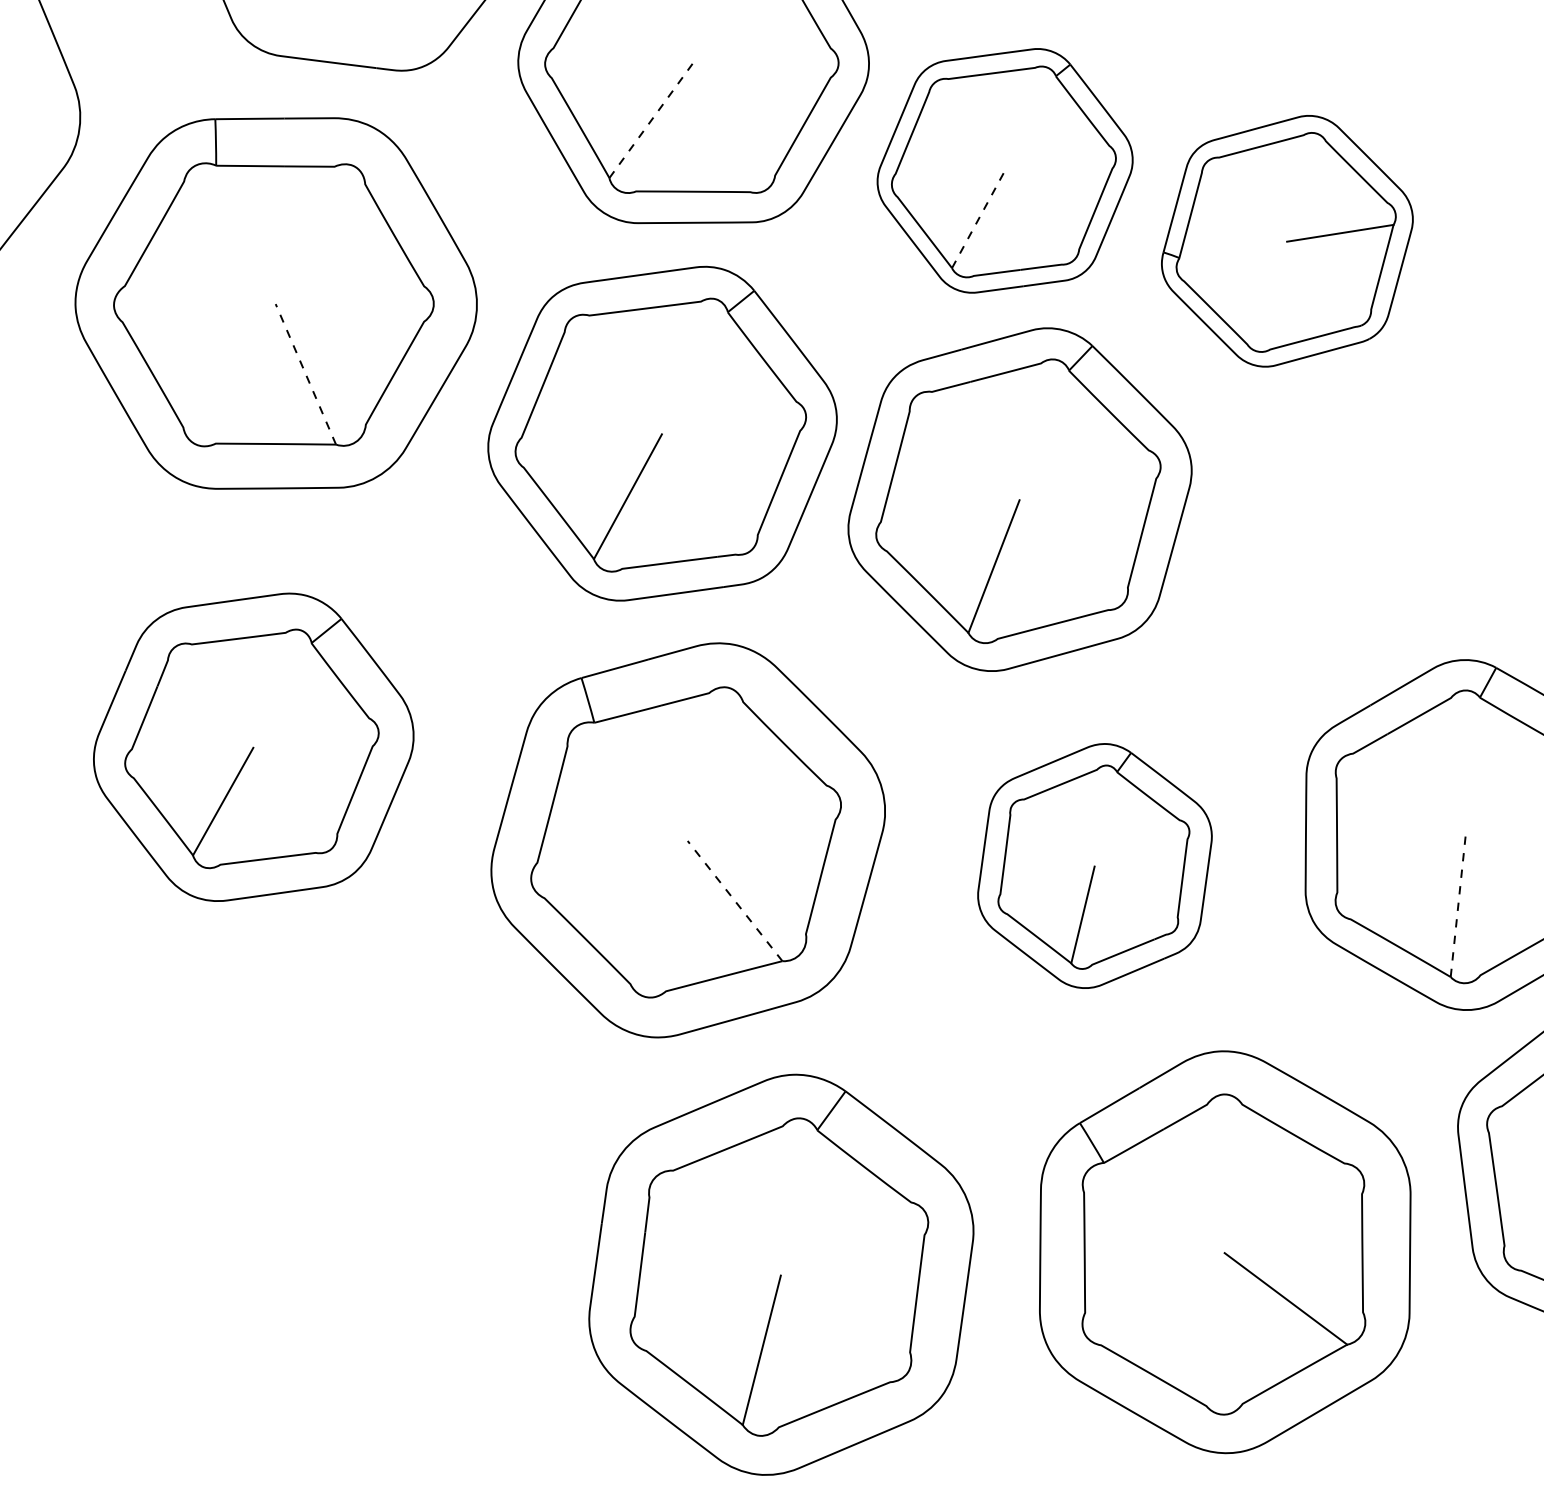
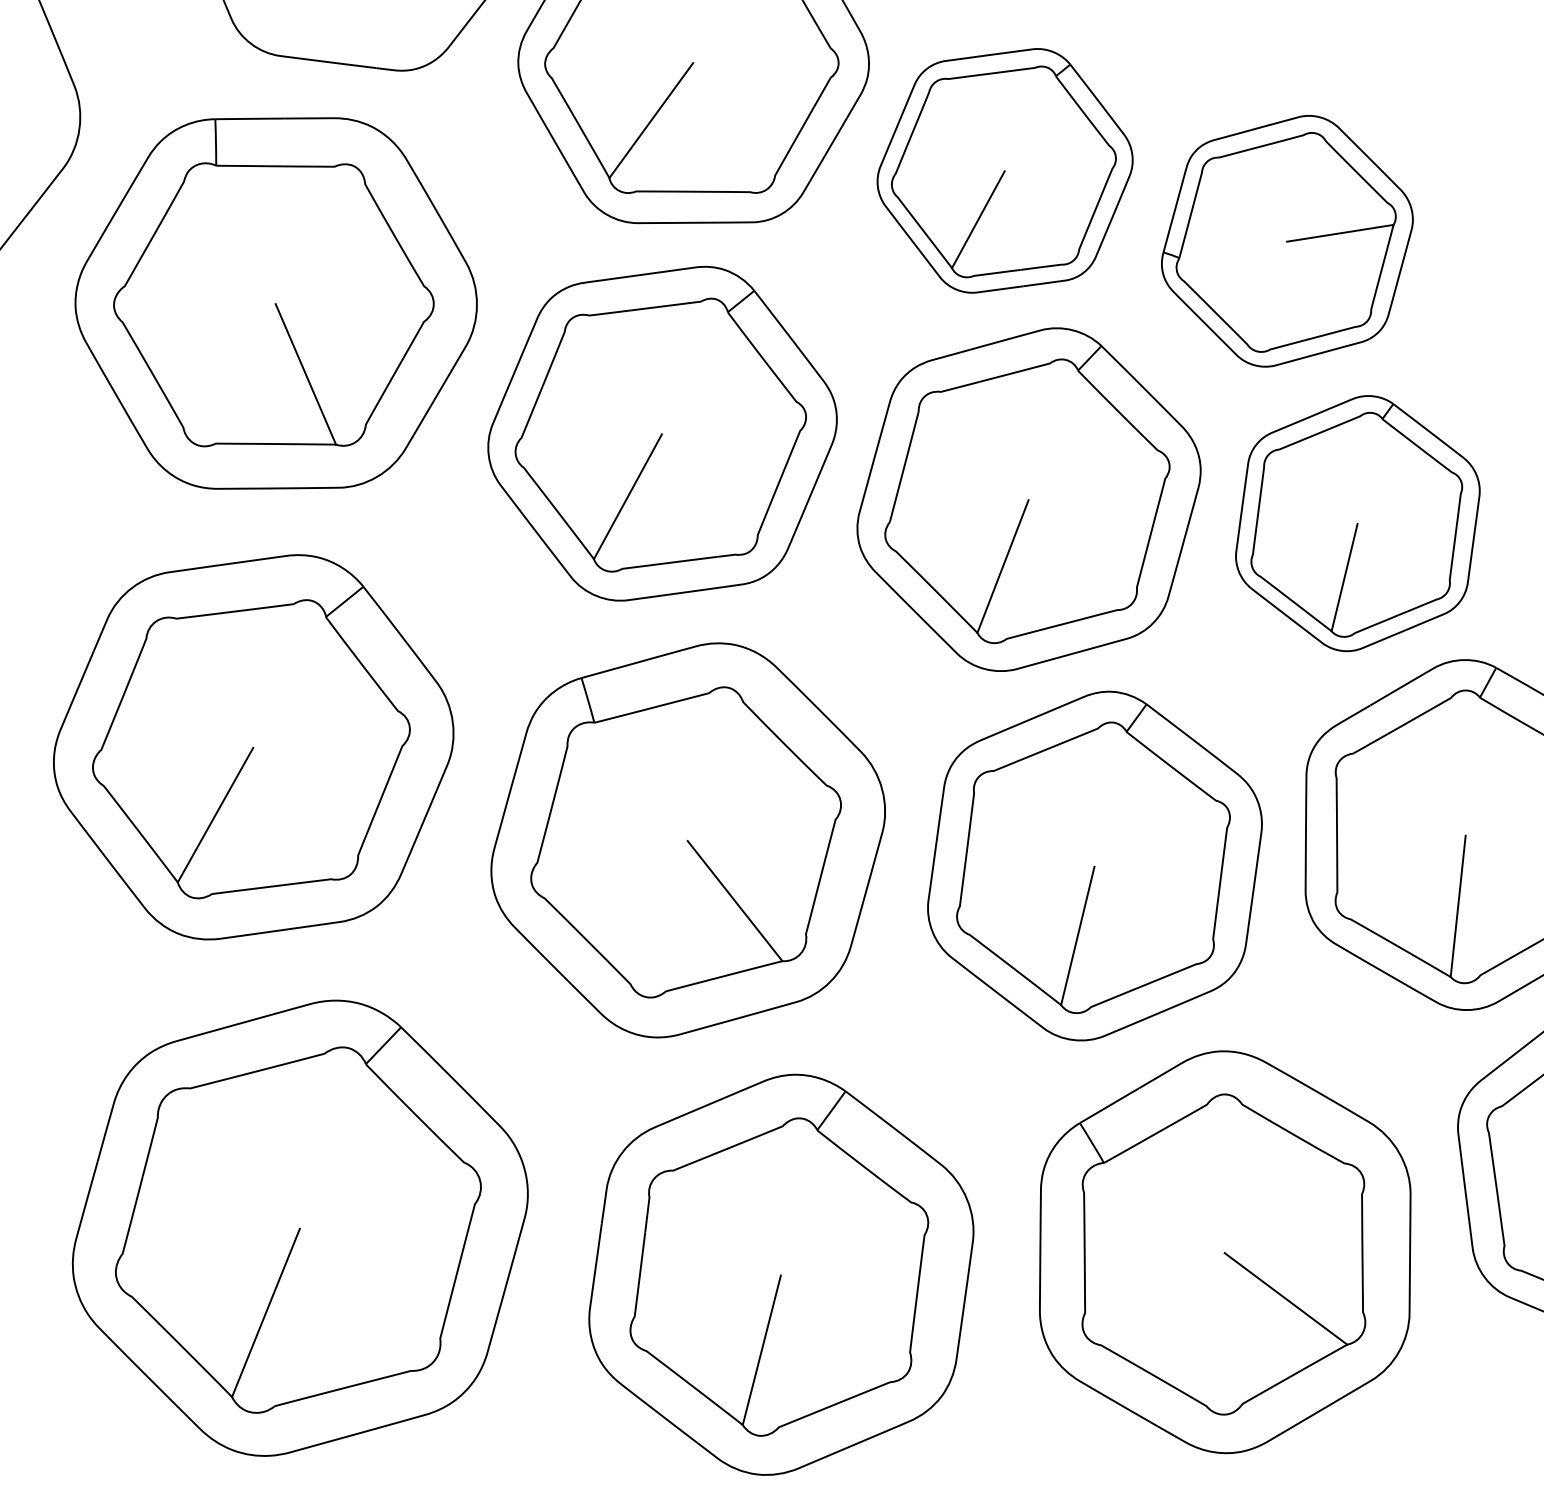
line: dashed -> solid (651, 120)
line: dashed -> solid (978, 219)
line: dashed -> solid (305, 373)
part position: (1019, 499) -> (1028, 499) (1028, 499)
part: none -> present (1357, 523)
part size: 322x310 px -> 402x387 px (253, 747)
part size: 236x246 px -> 336x352 px (1094, 865)
line: dashed -> solid (735, 901)
line: dashed -> solid (1458, 905)
part: none -> present (299, 1227)
